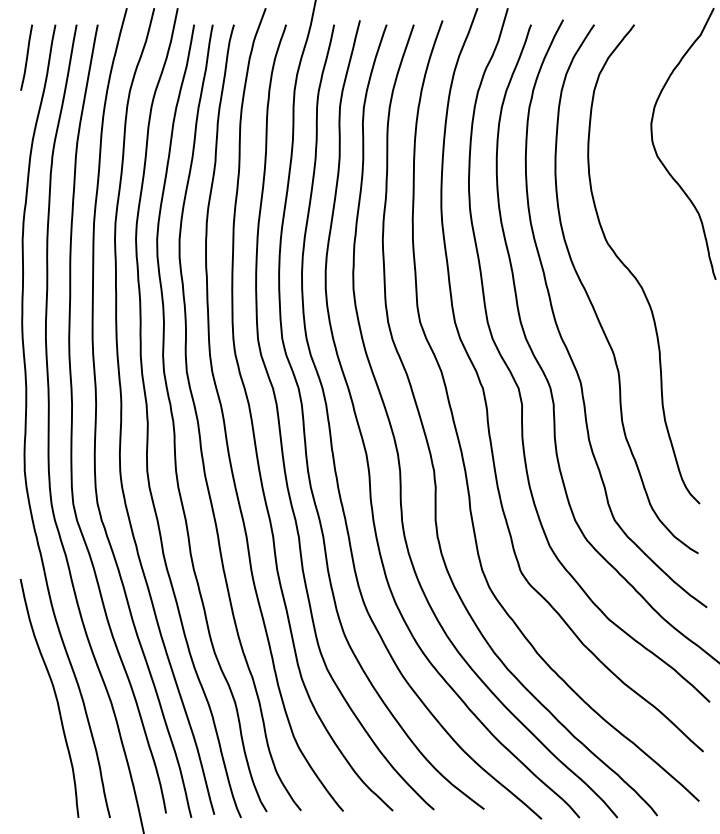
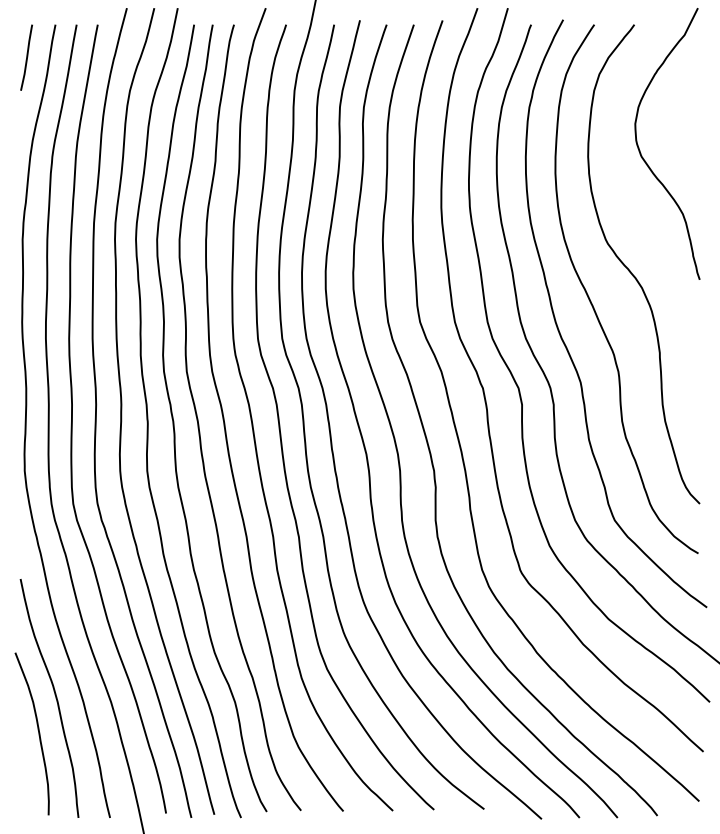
curve position: (662, 161) -> (646, 161) (646, 161)
curve: none -> present (37, 730)
